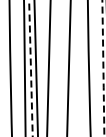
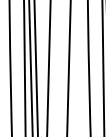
line: dashed -> solid (30, 68)
arc: dashed -> solid (103, 69)
